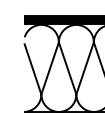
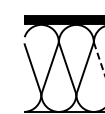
line: solid -> dashed (99, 59)
